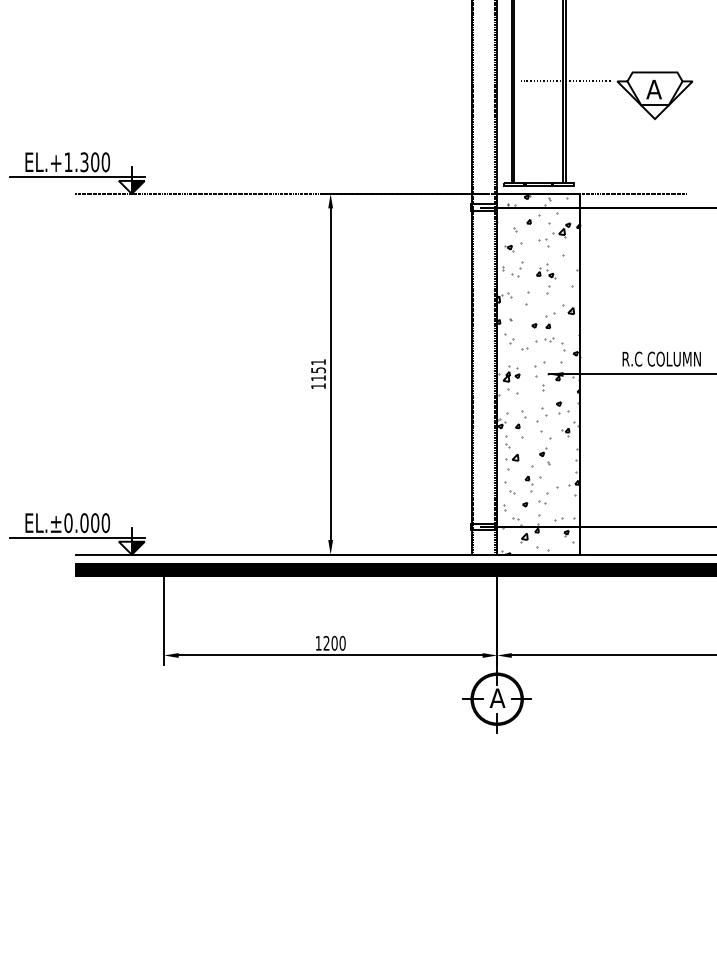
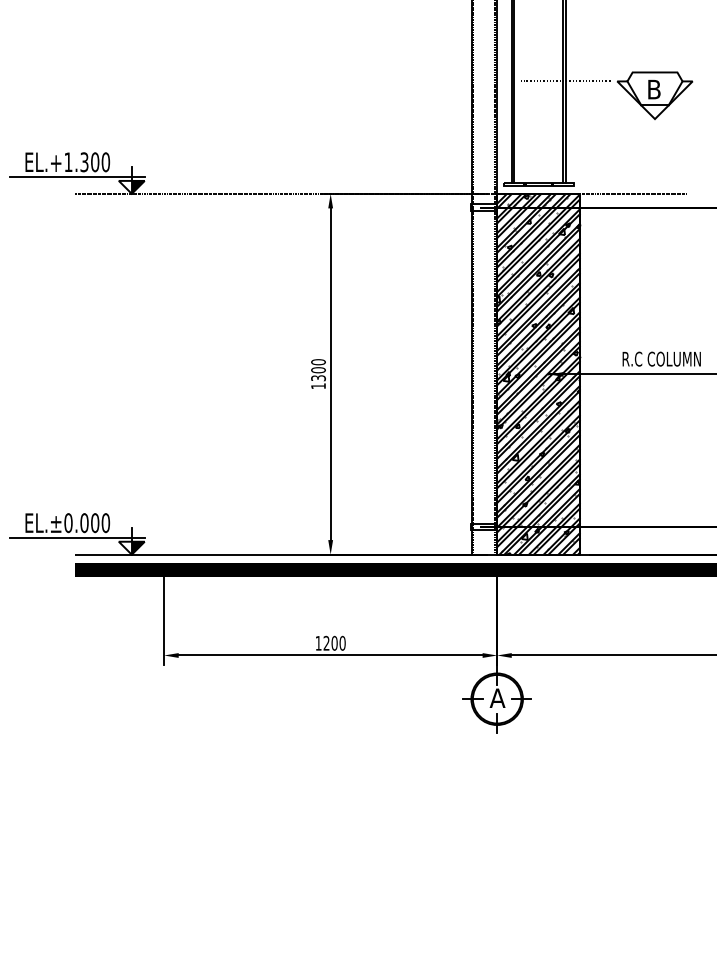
text: A -> B (653, 89)
text: 1151 -> 1300 (318, 370)
hatch: none -> present (538, 373)
